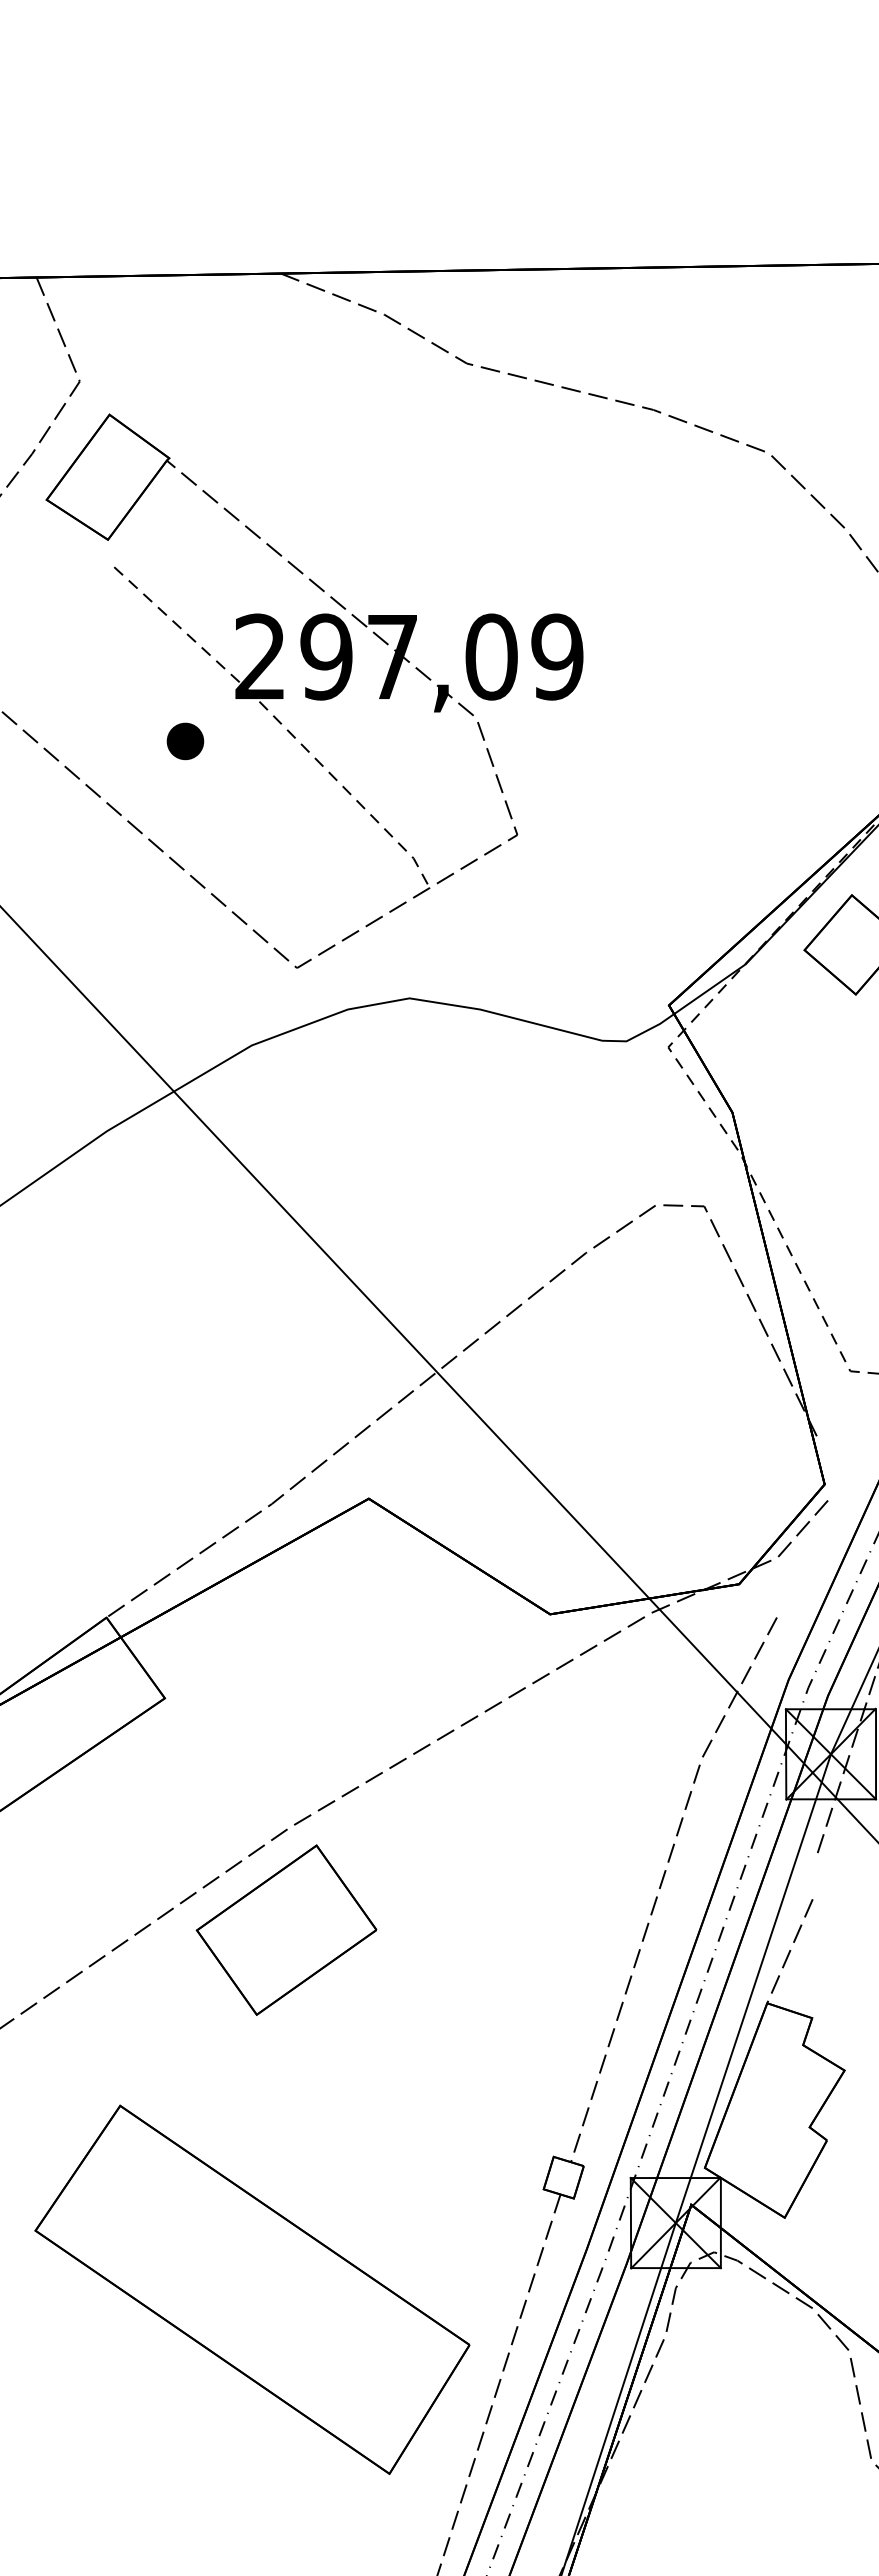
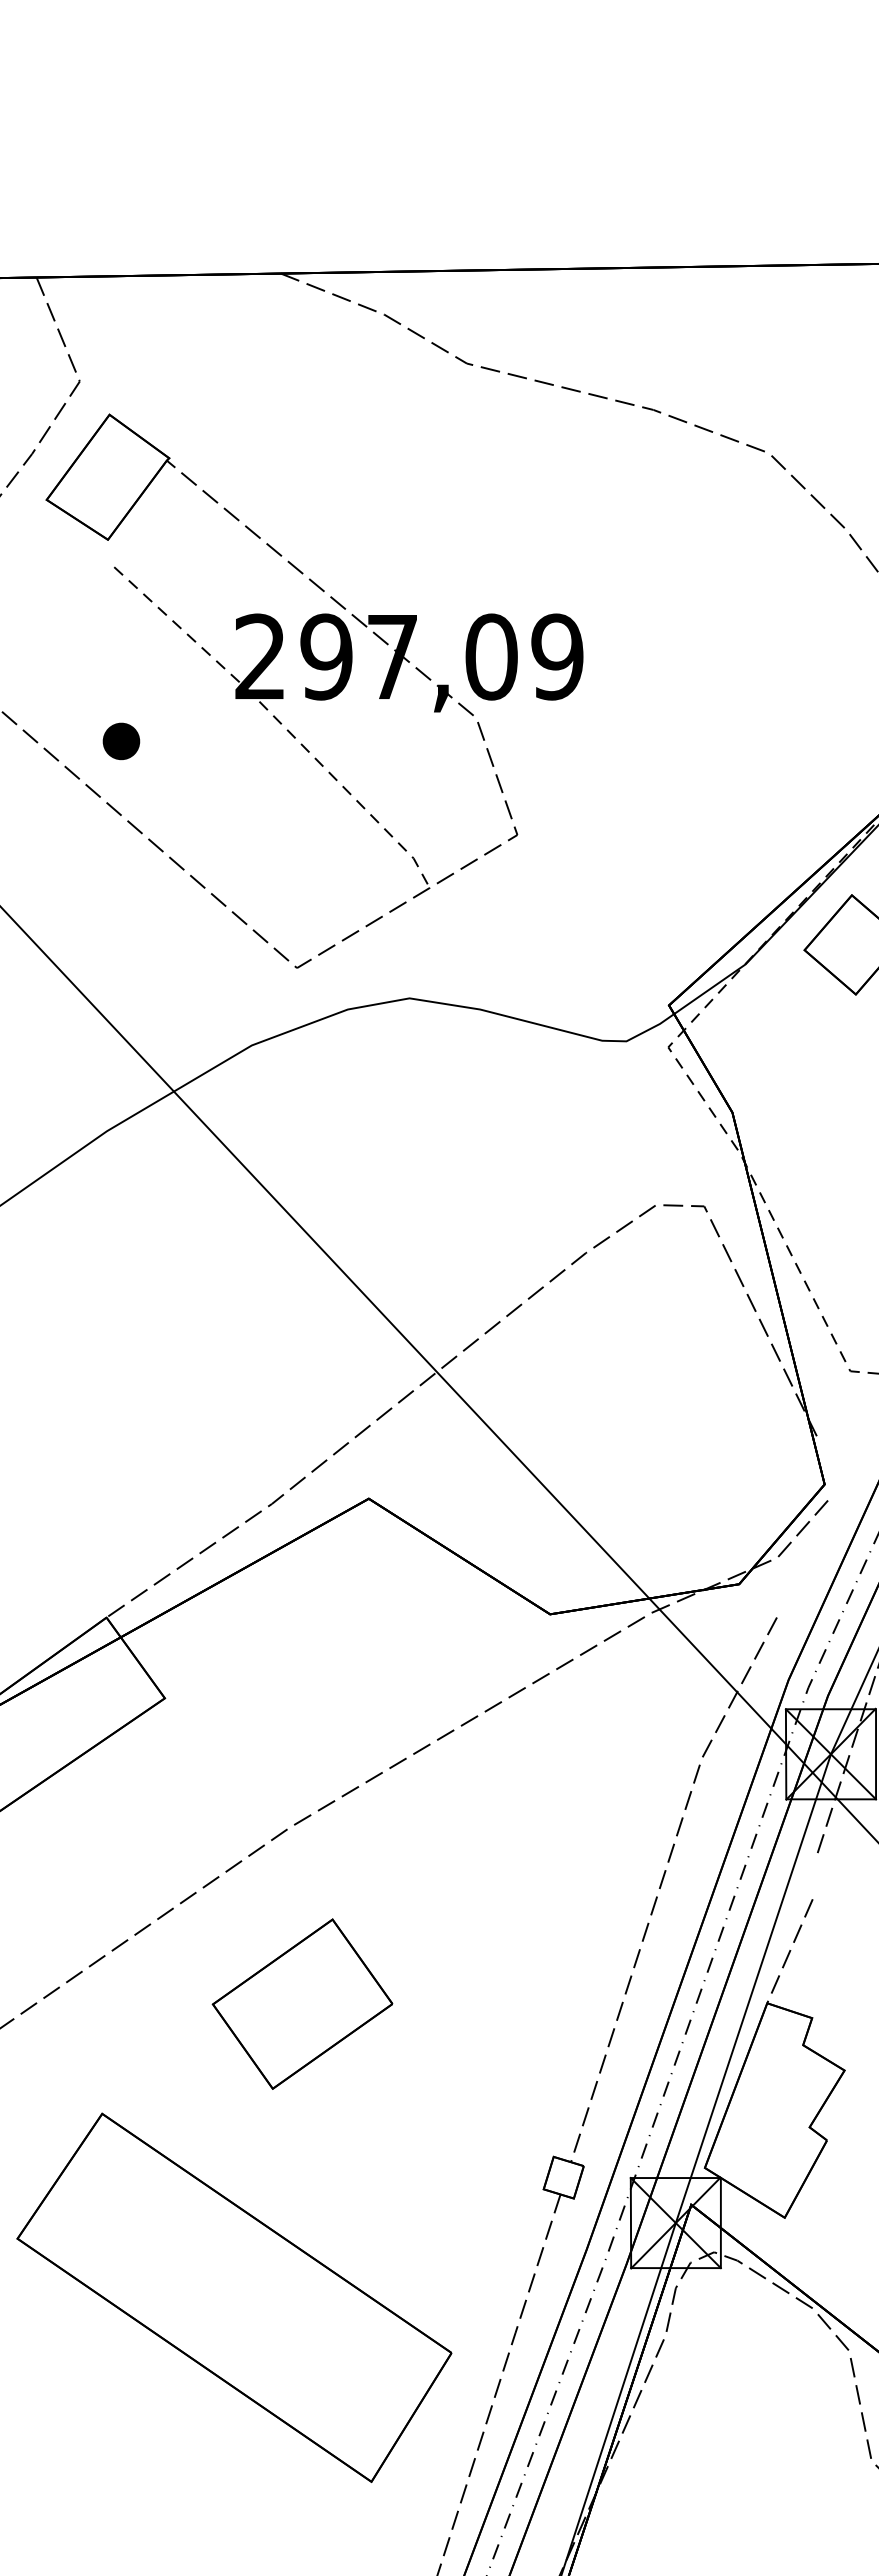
part position: (185, 741) -> (121, 741) (121, 741)
part position: (286, 1929) -> (302, 2003) (302, 2003)
part position: (252, 2289) -> (234, 2297) (234, 2297)
